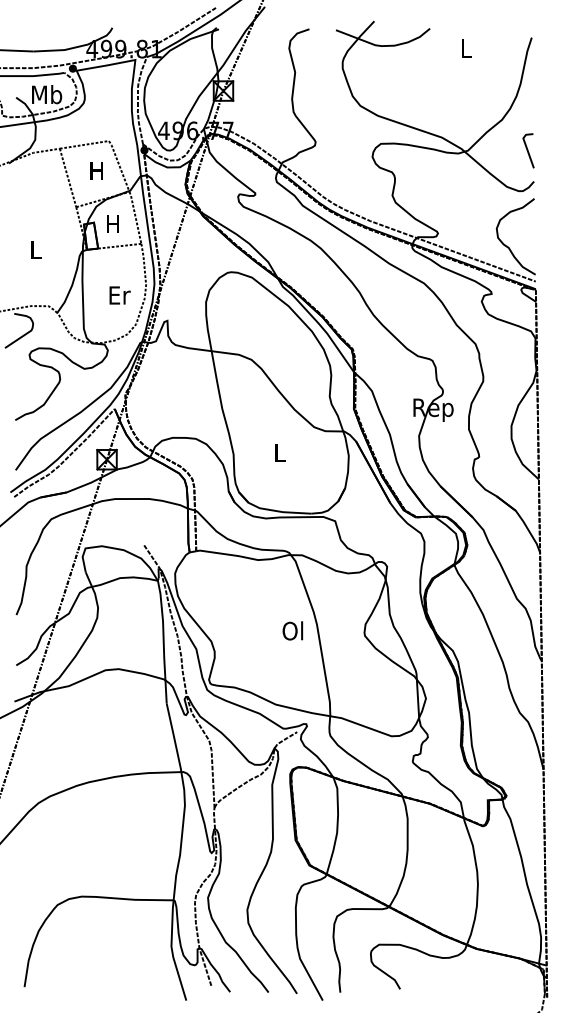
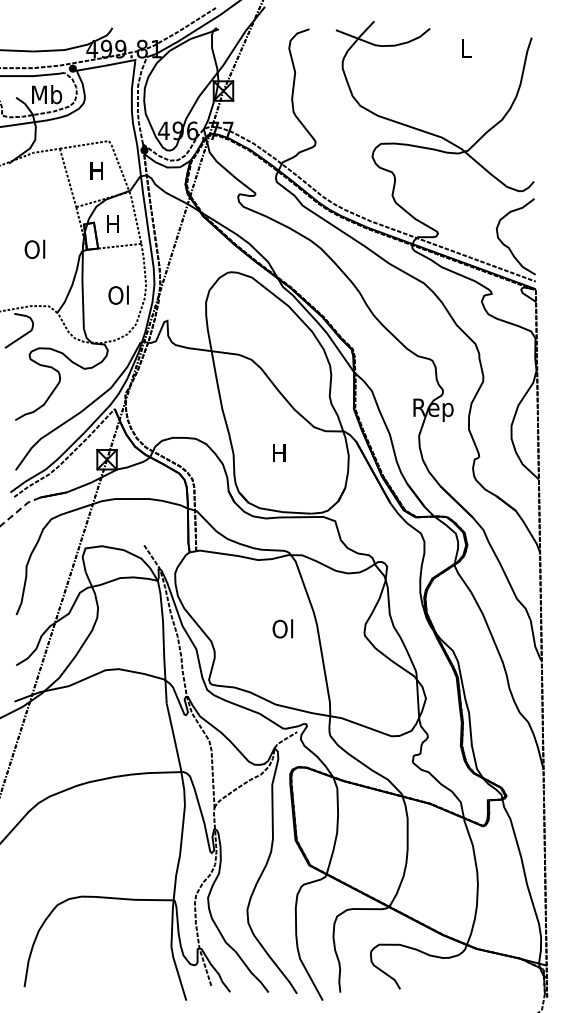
line: present -> none (528, 150)
text: L -> Ol (34, 248)
text: Er -> Ol (119, 294)
text: L -> H (279, 452)
line: solid -> dashed (19, 509)
text position: (292, 630) -> (282, 628) (282, 628)
